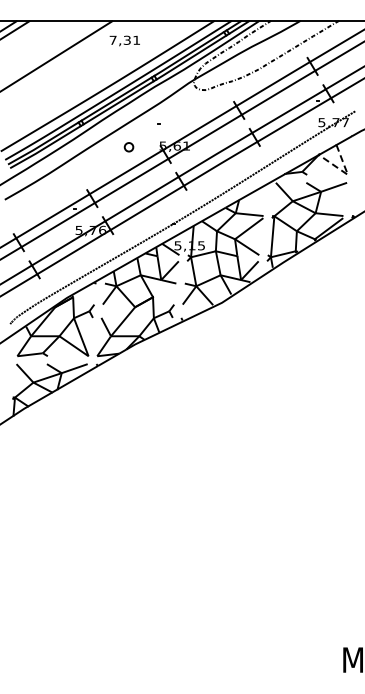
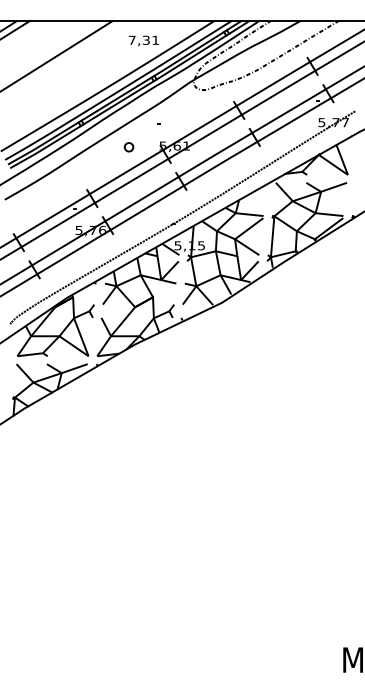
text position: (124, 40) -> (143, 40) (143, 40)
line: dashed -> solid (346, 173)
